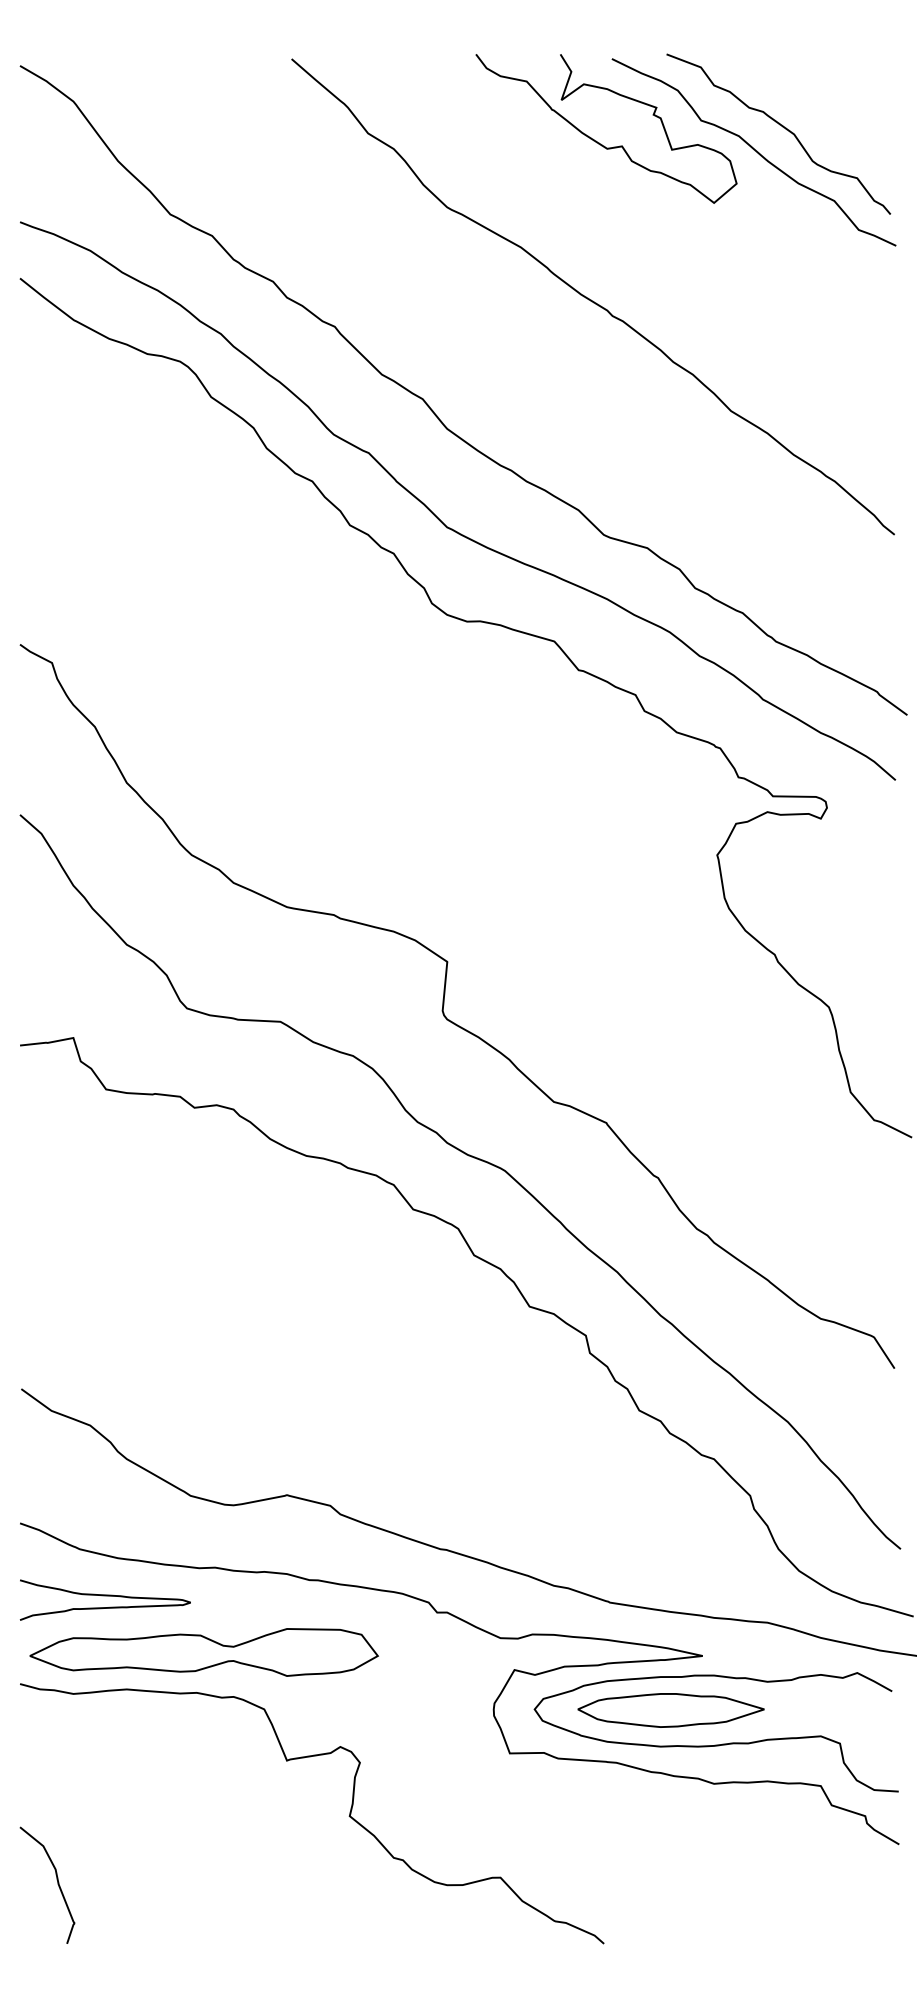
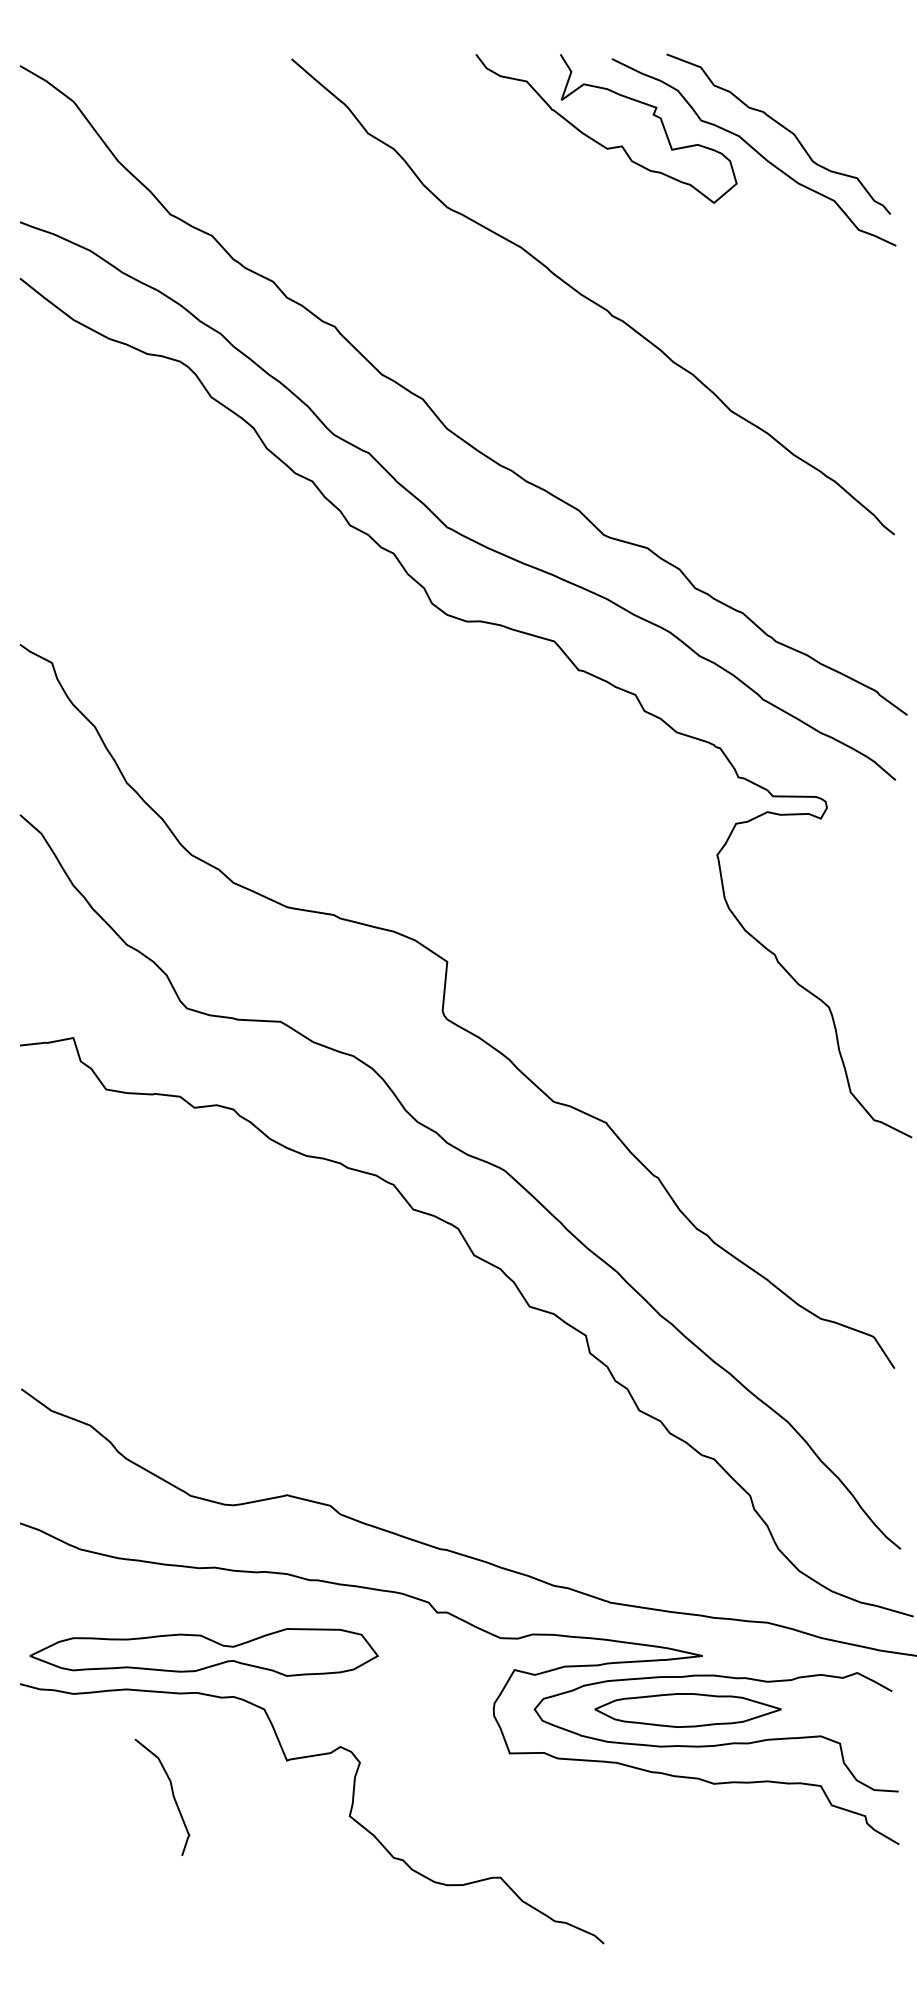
curve: present -> none (105, 1596)
part position: (670, 1710) -> (687, 1710) (687, 1710)
curve position: (57, 1884) -> (172, 1796) (172, 1796)
